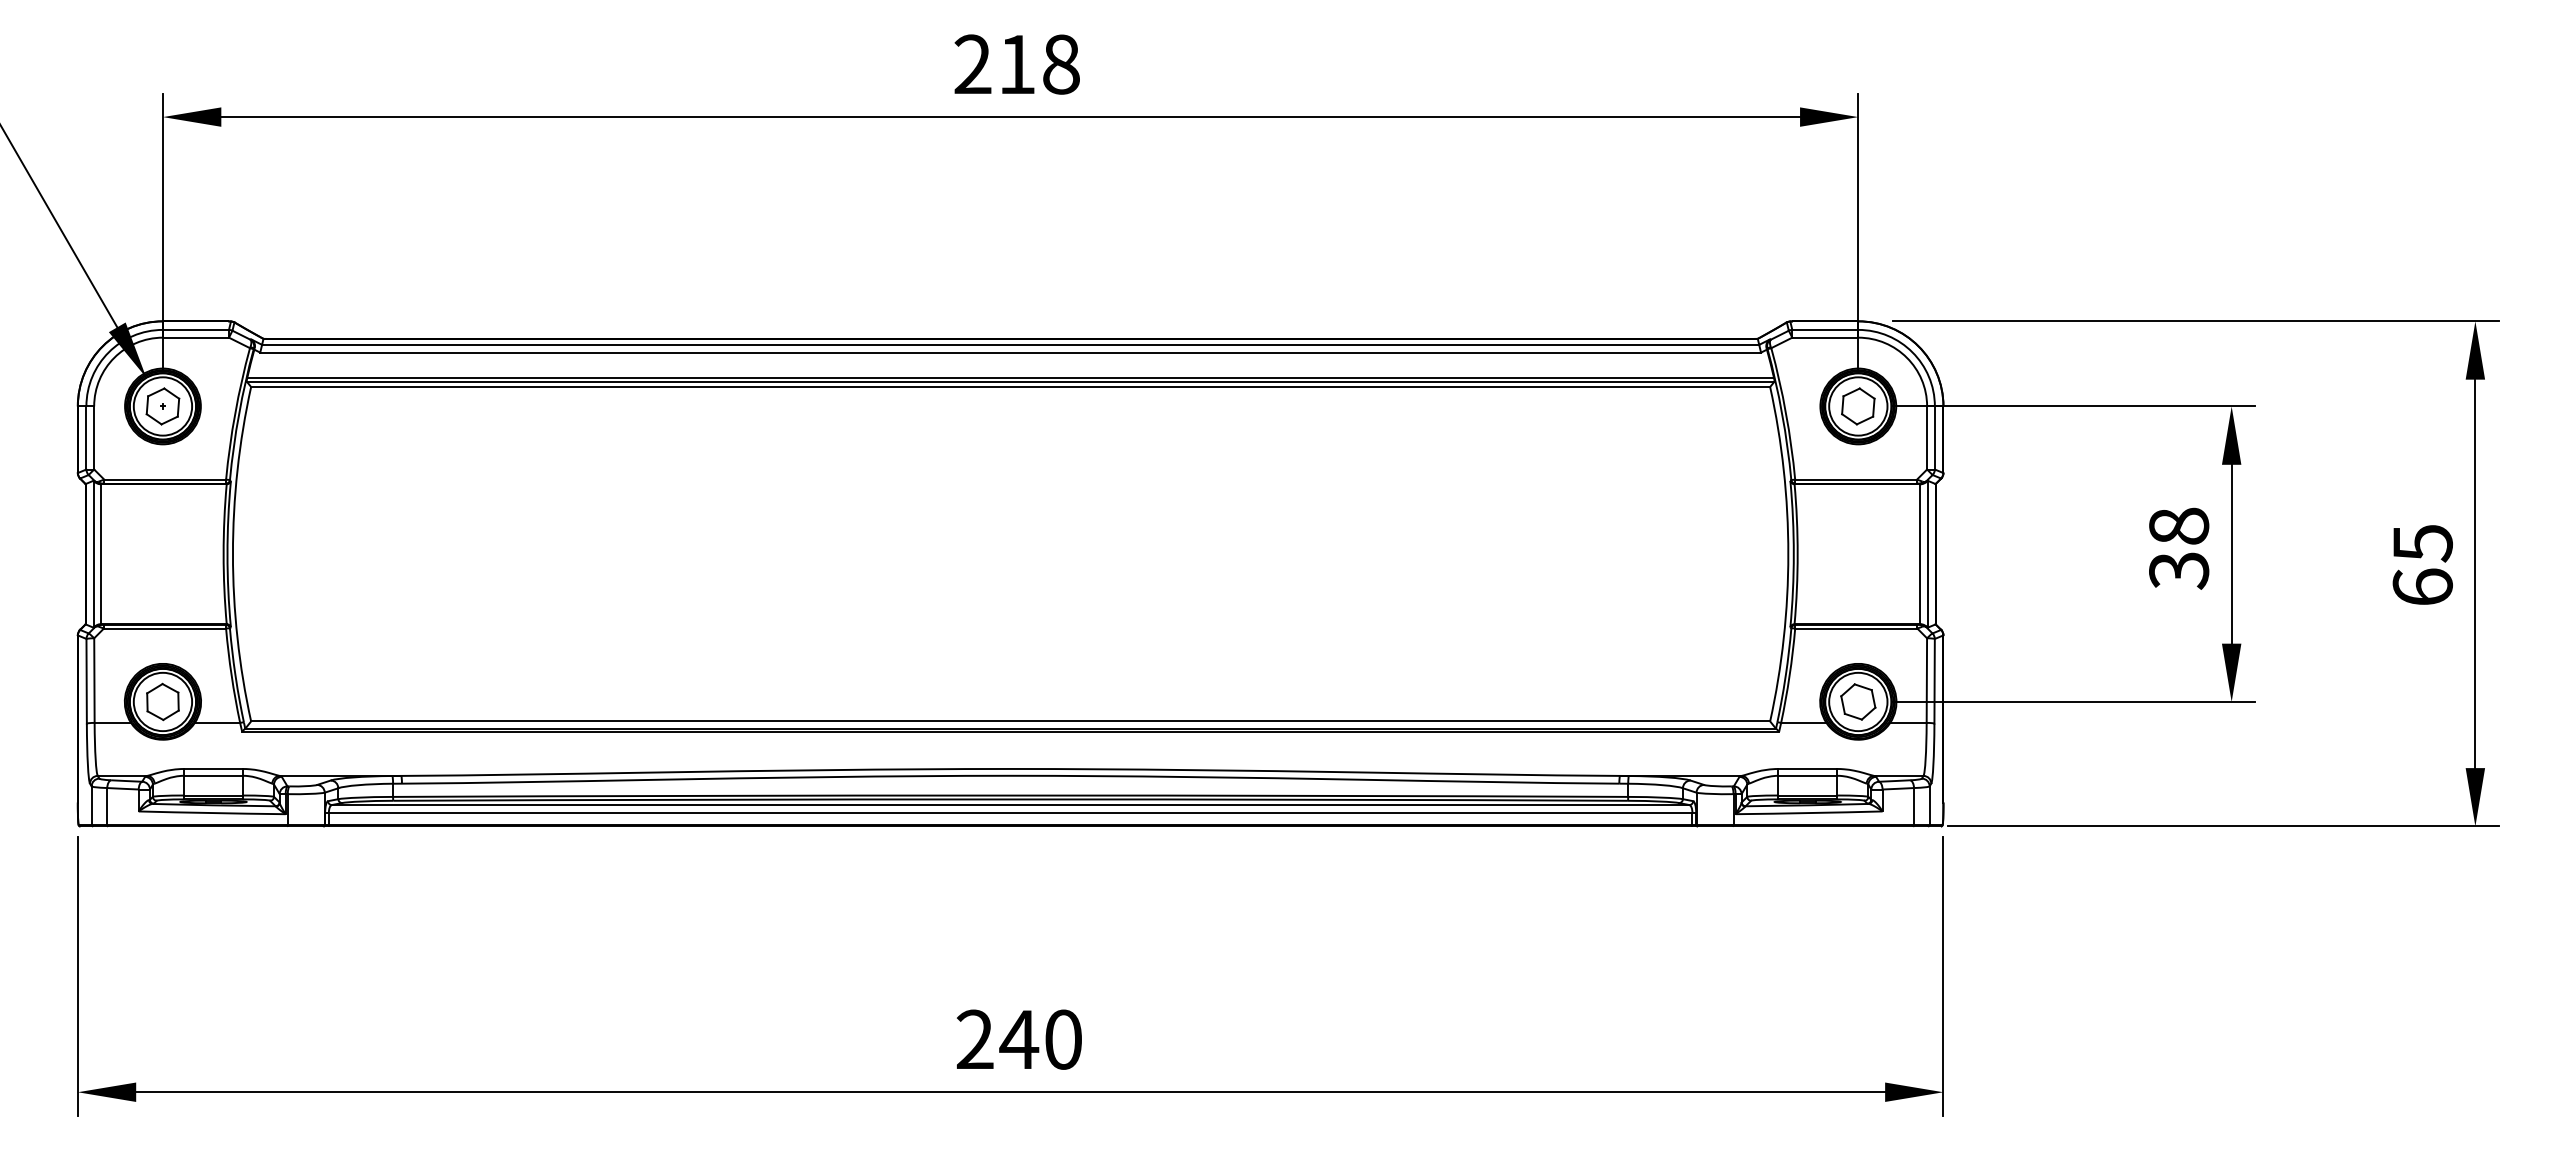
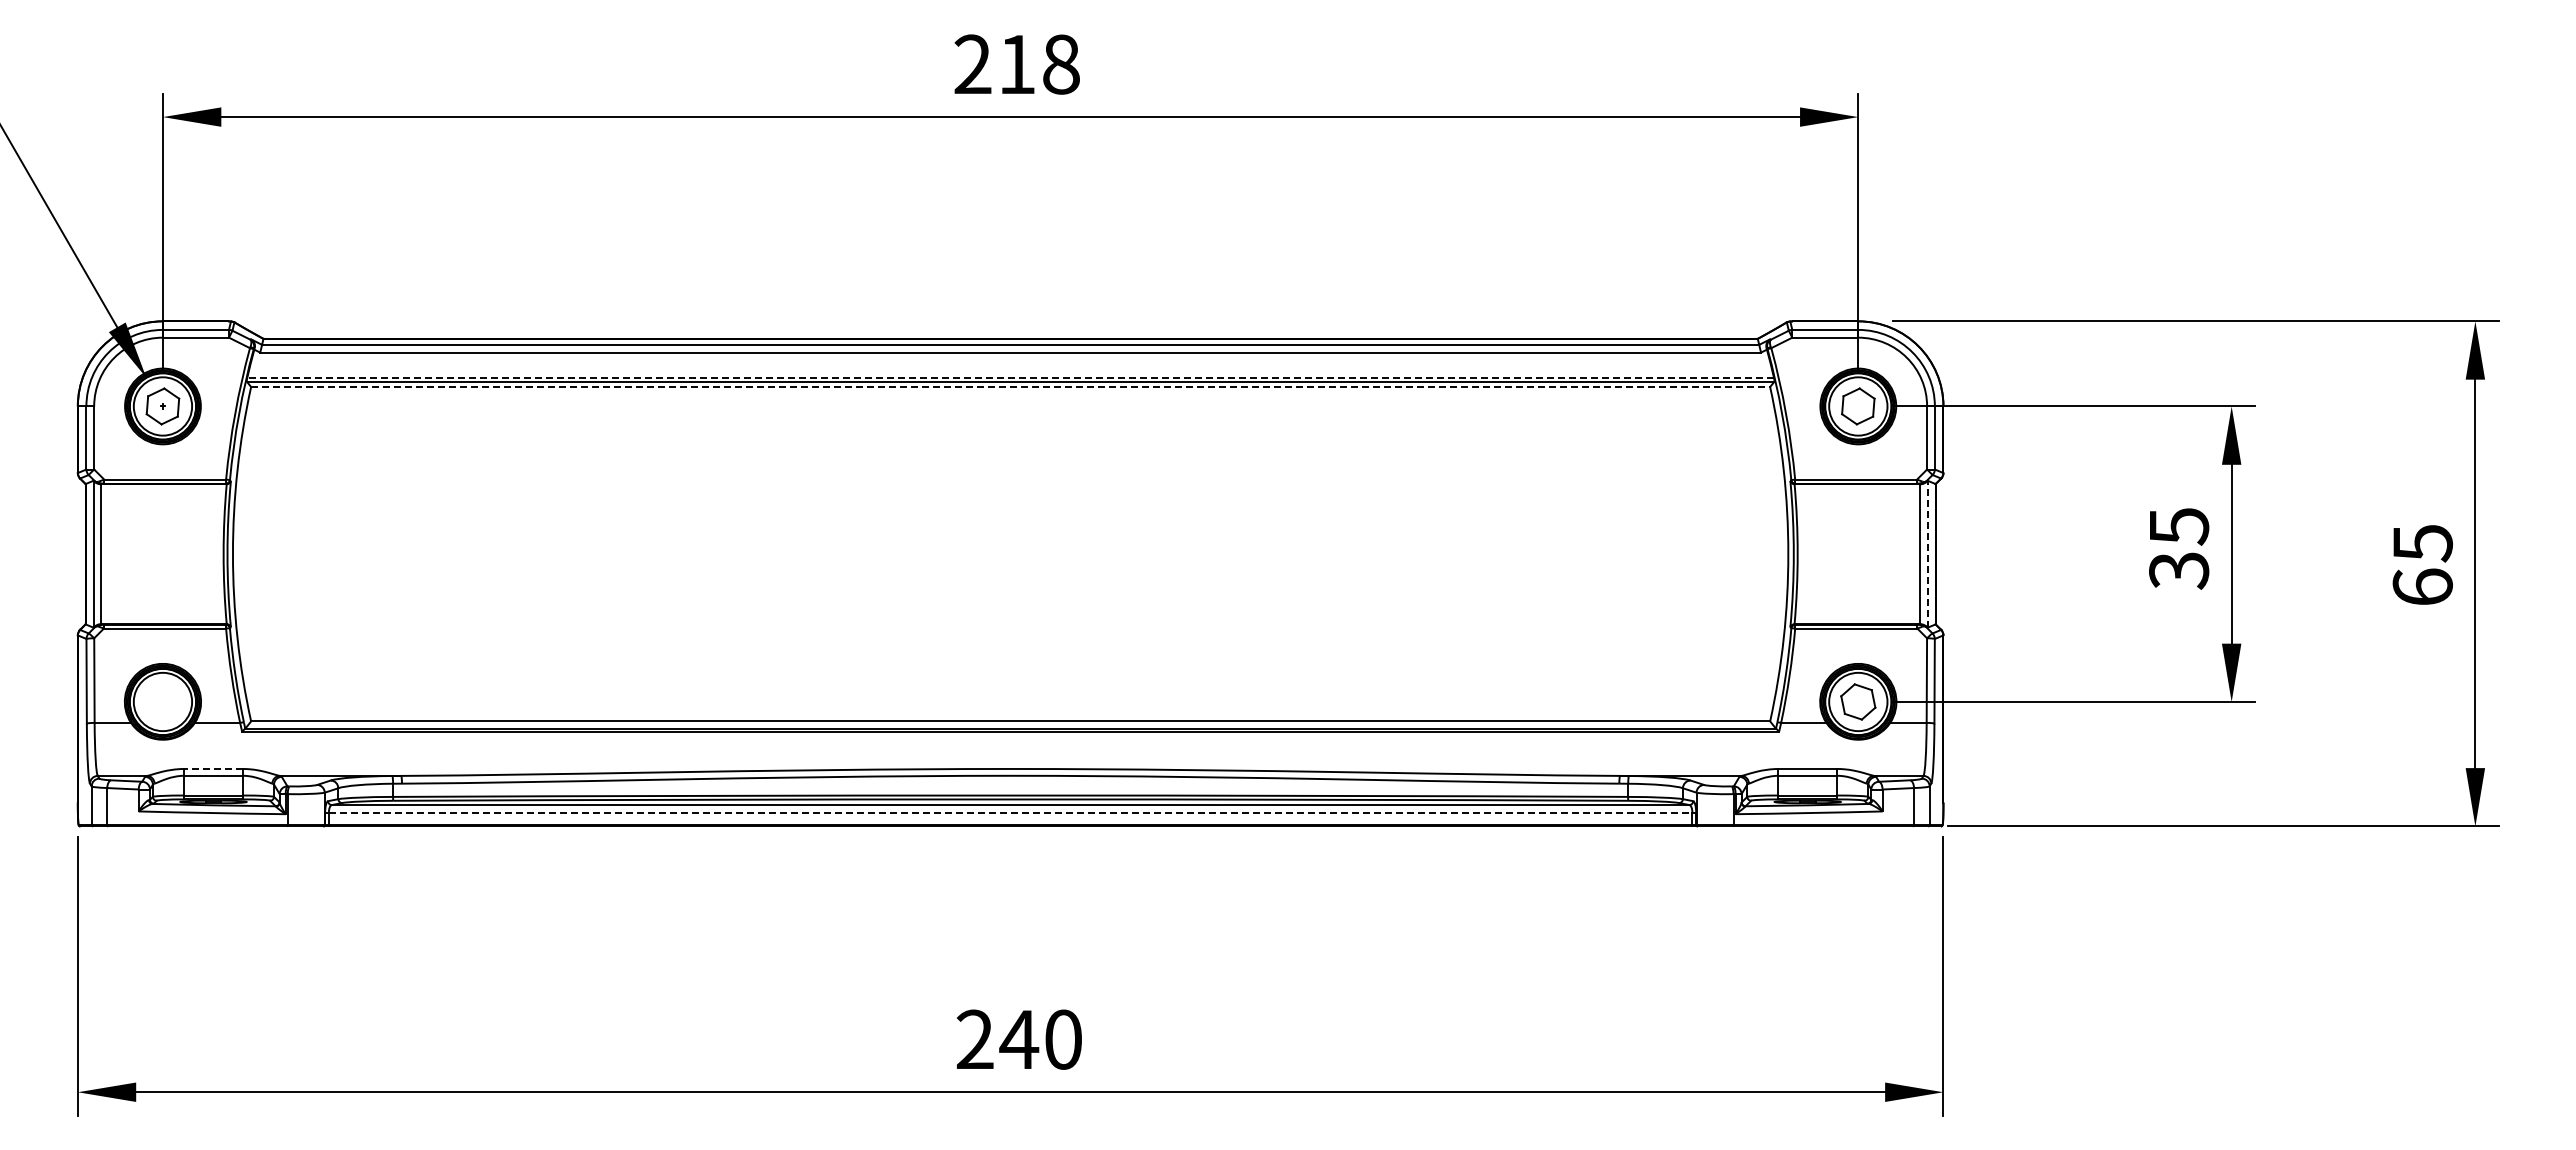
line: solid -> dashed (1010, 377)
line: solid -> dashed (1010, 387)
text: 38 -> 35 (2179, 526)
line: solid -> dashed (1927, 553)
part: present -> none (162, 701)
line: solid -> dashed (212, 768)
line: solid -> dashed (1010, 812)
